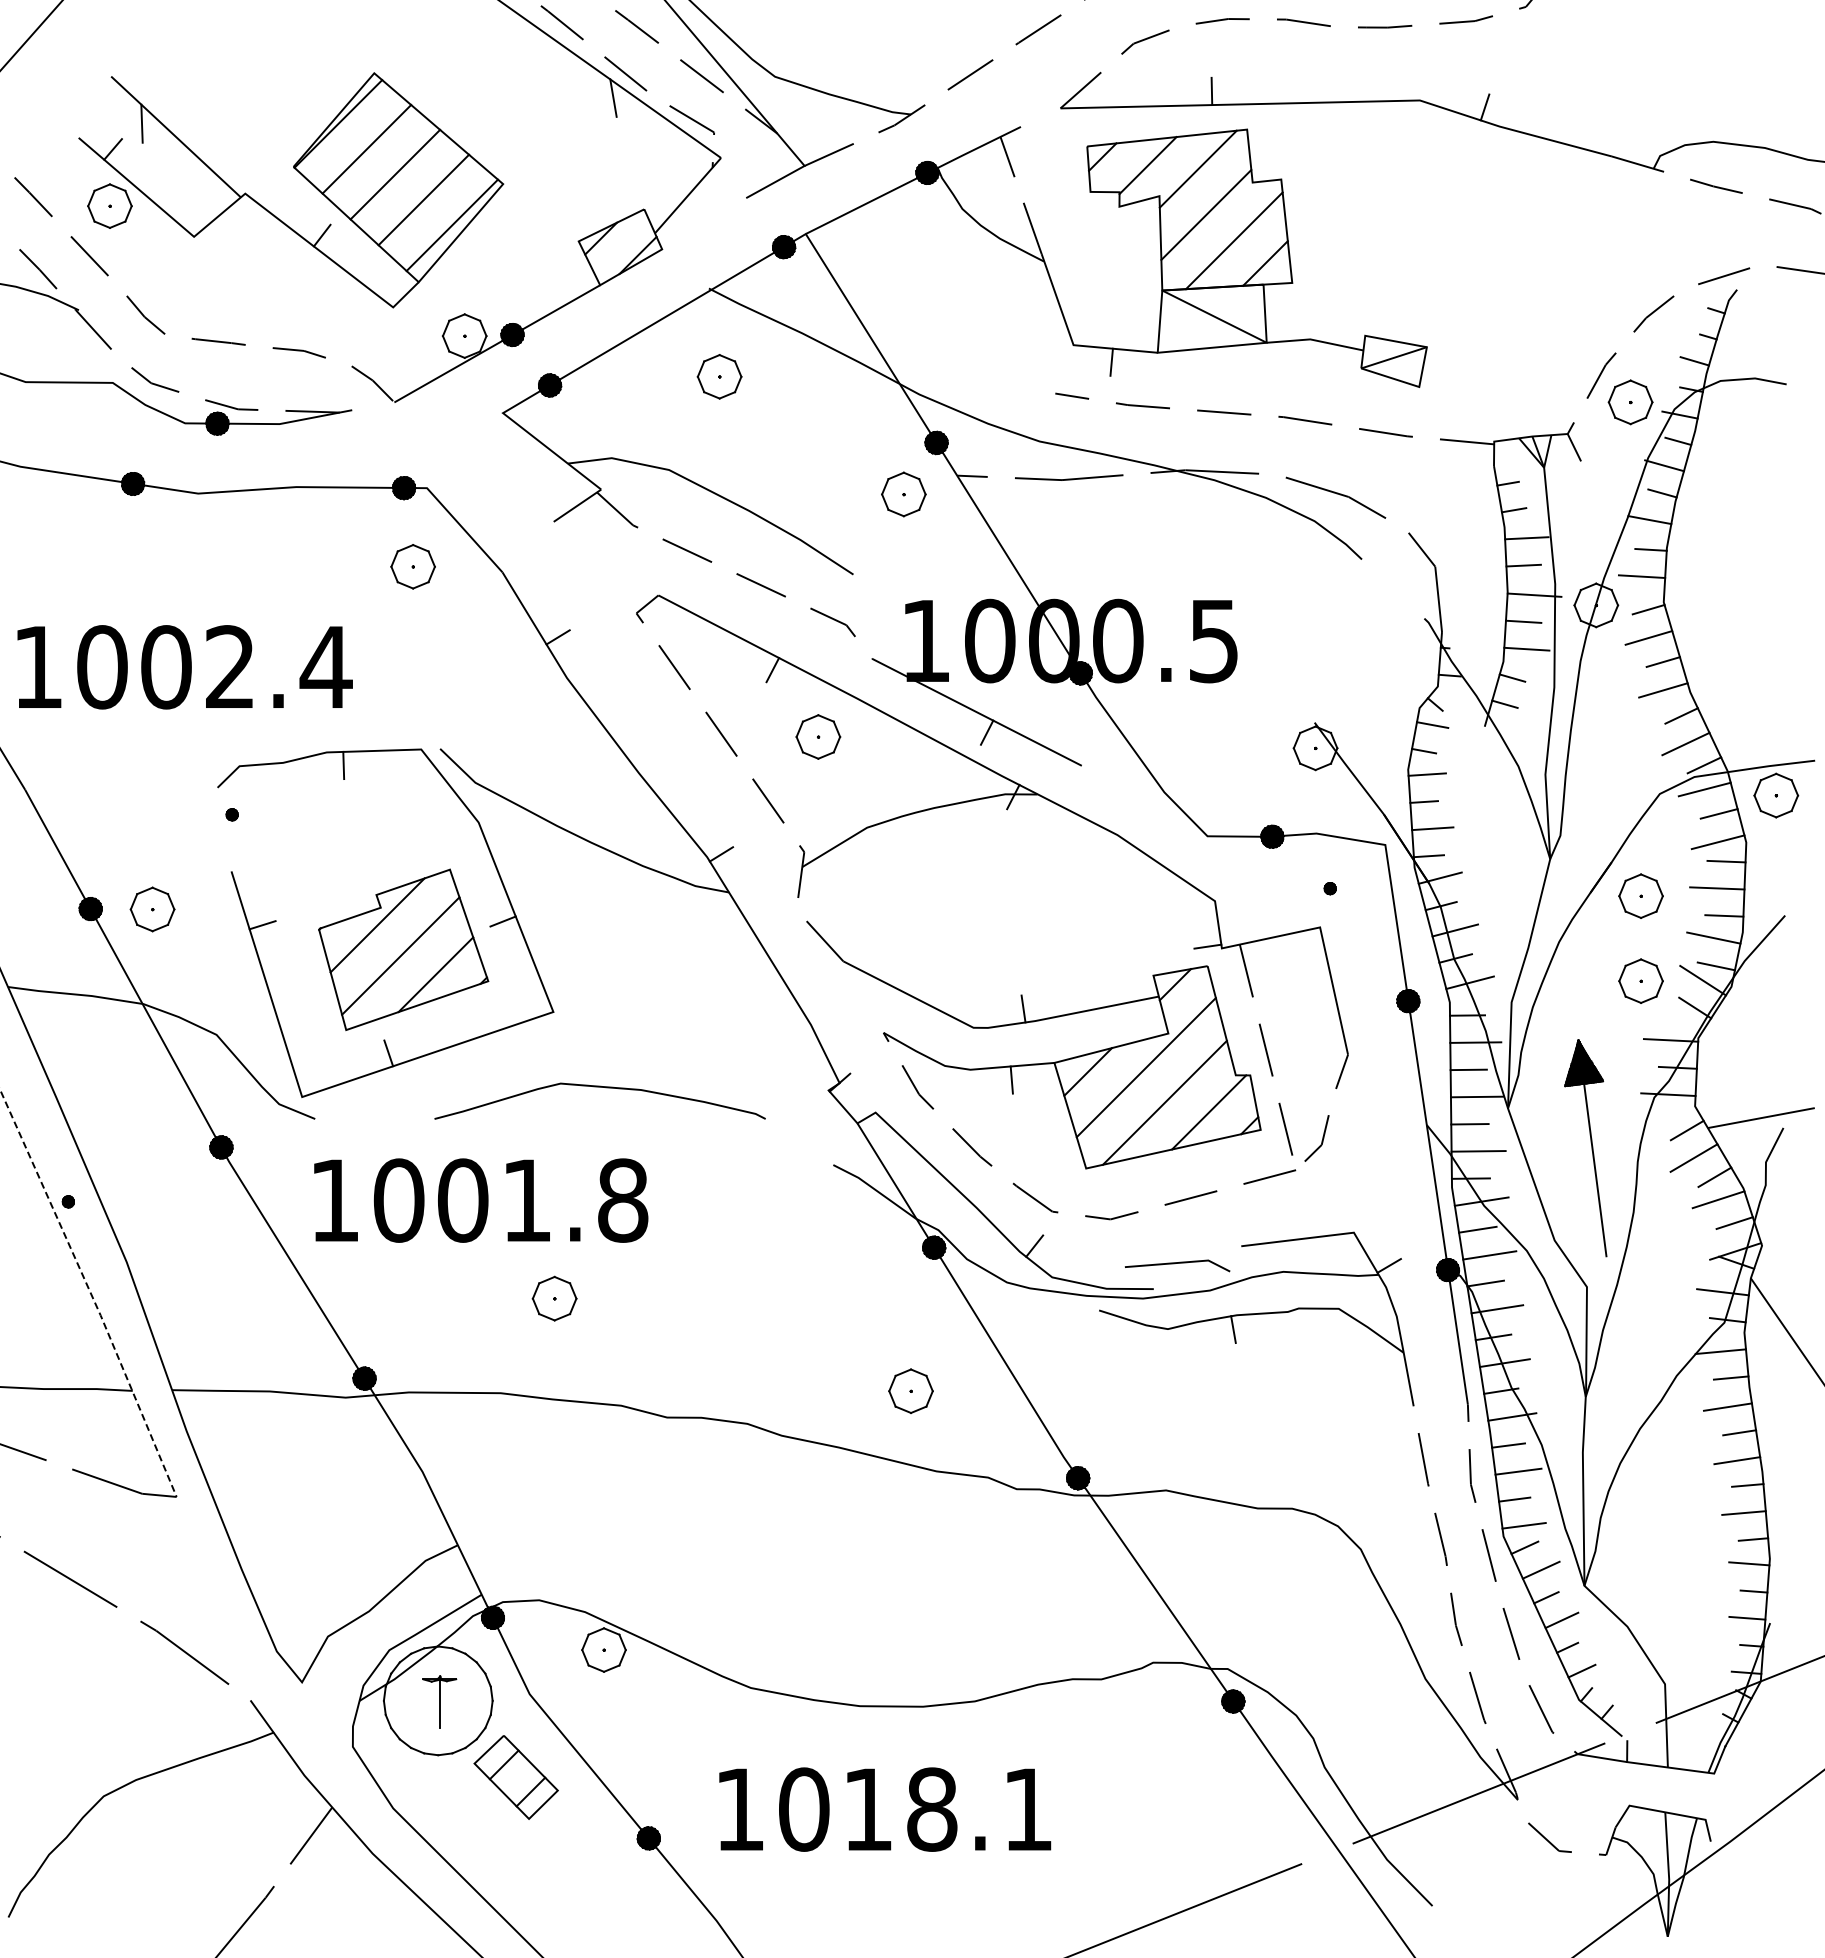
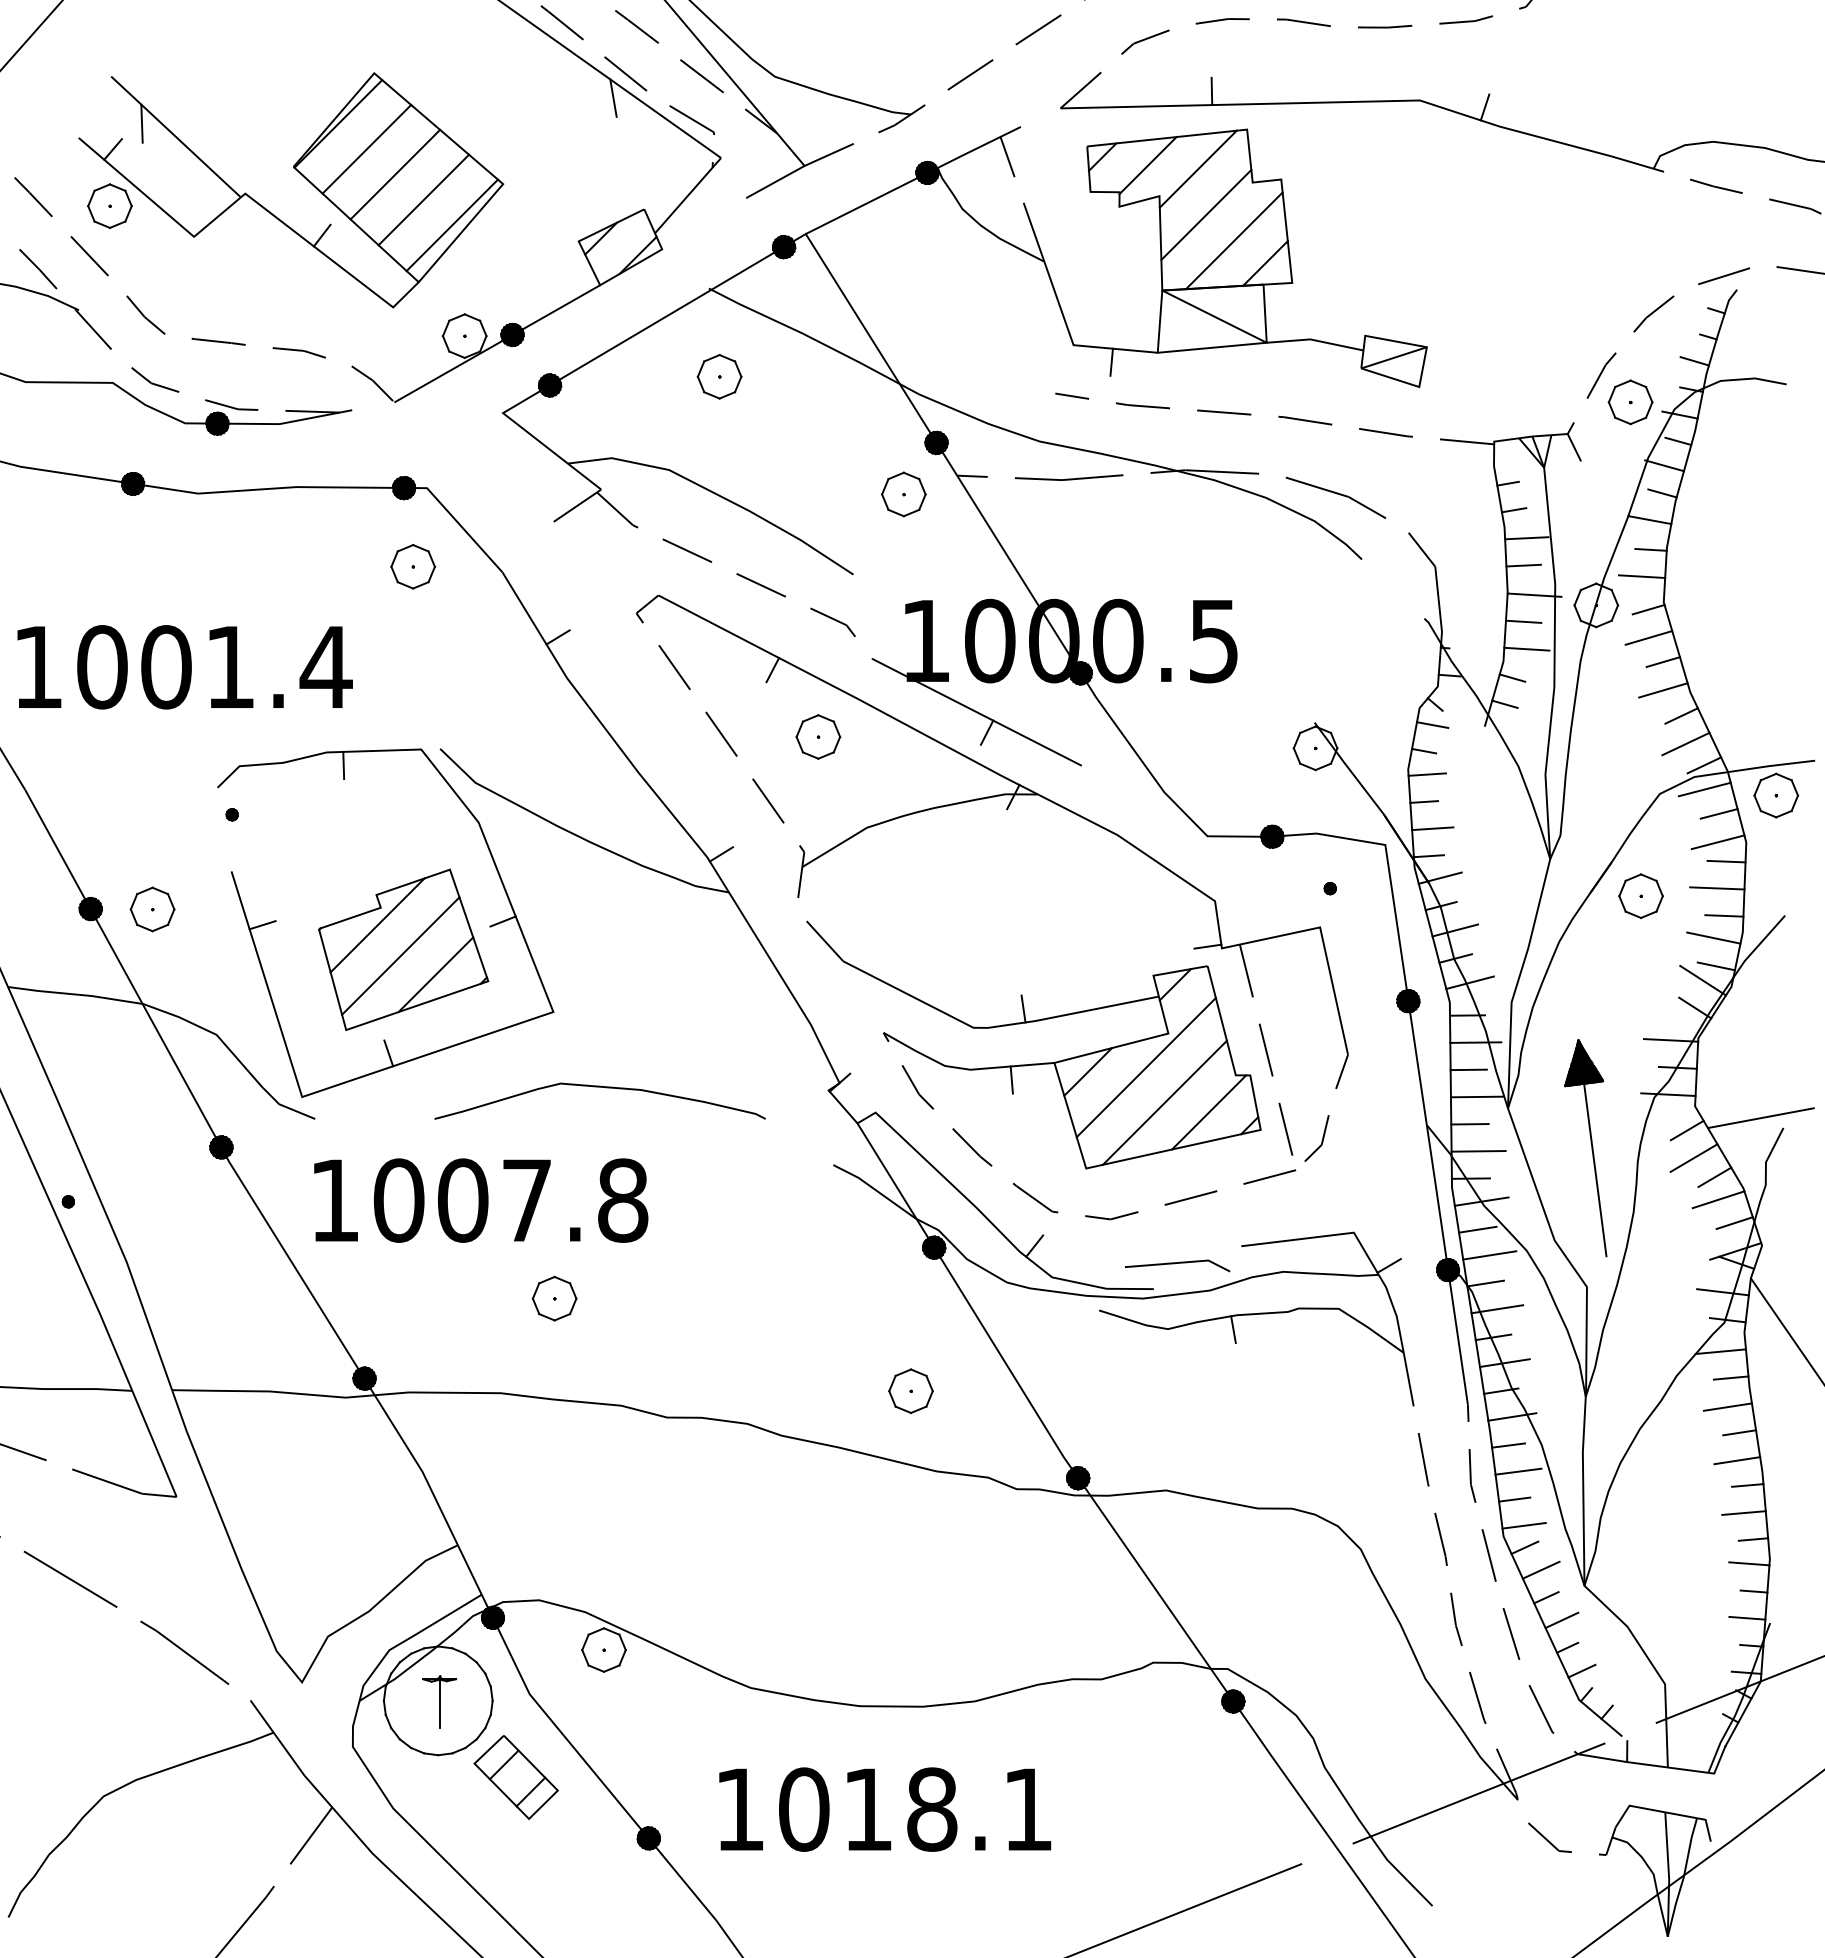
text: 1002.4 -> 1001.4 (229, 666)
part: present -> none (1640, 980)
text: 1001.8 -> 1007.8 (526, 1200)
line: dashed -> solid (90, 1293)
